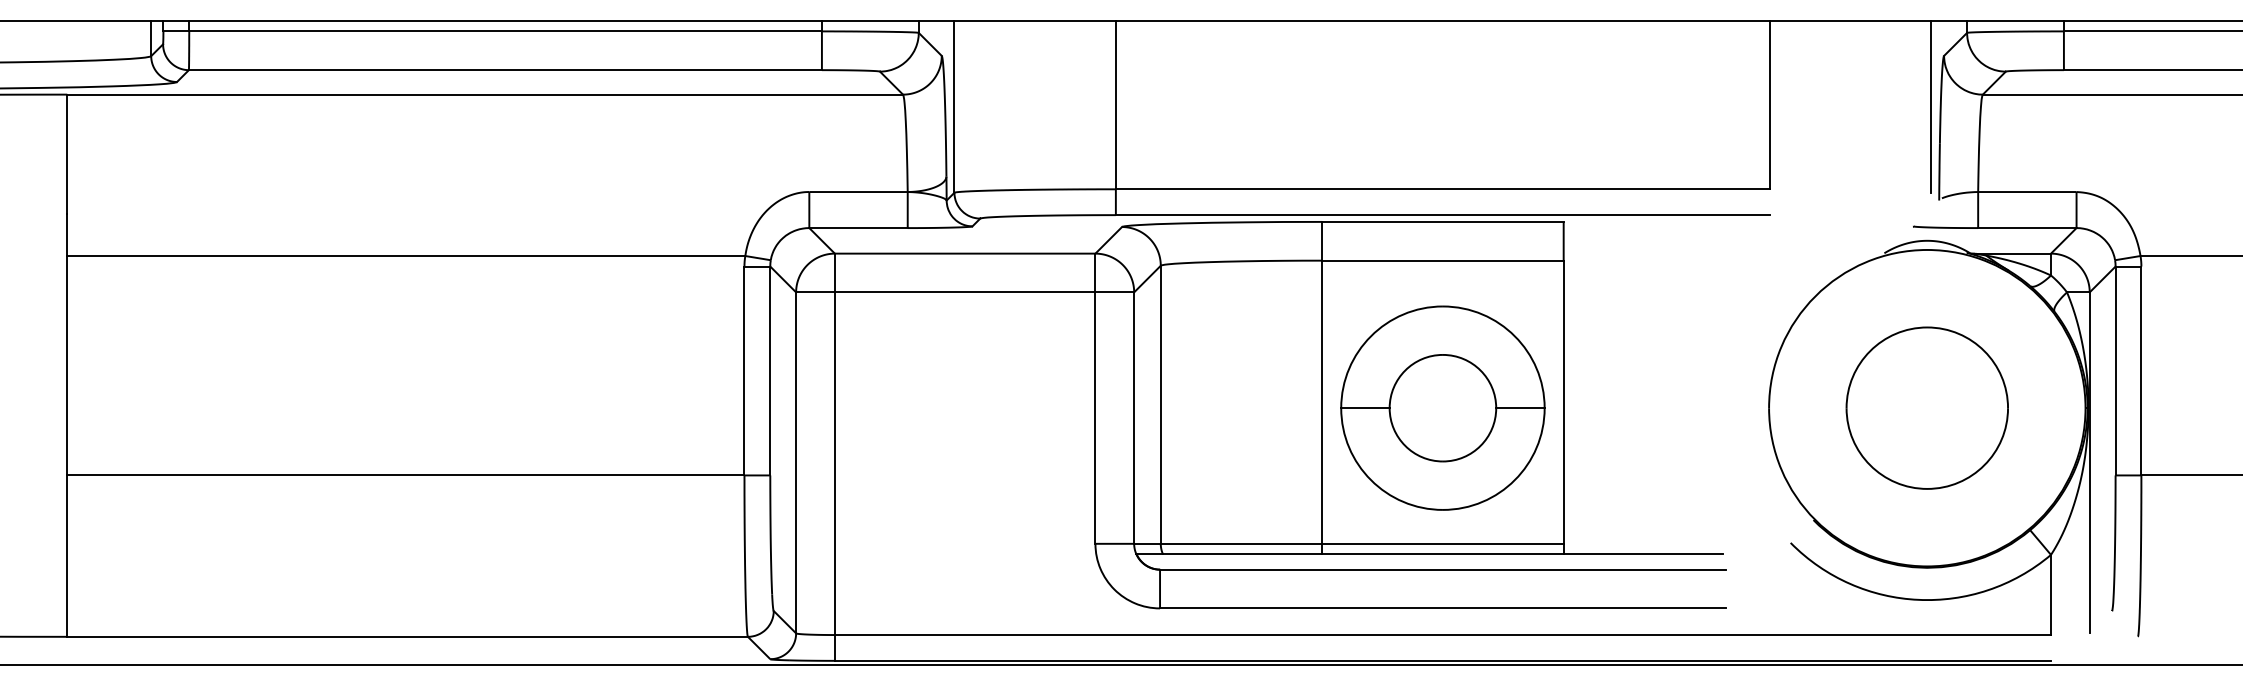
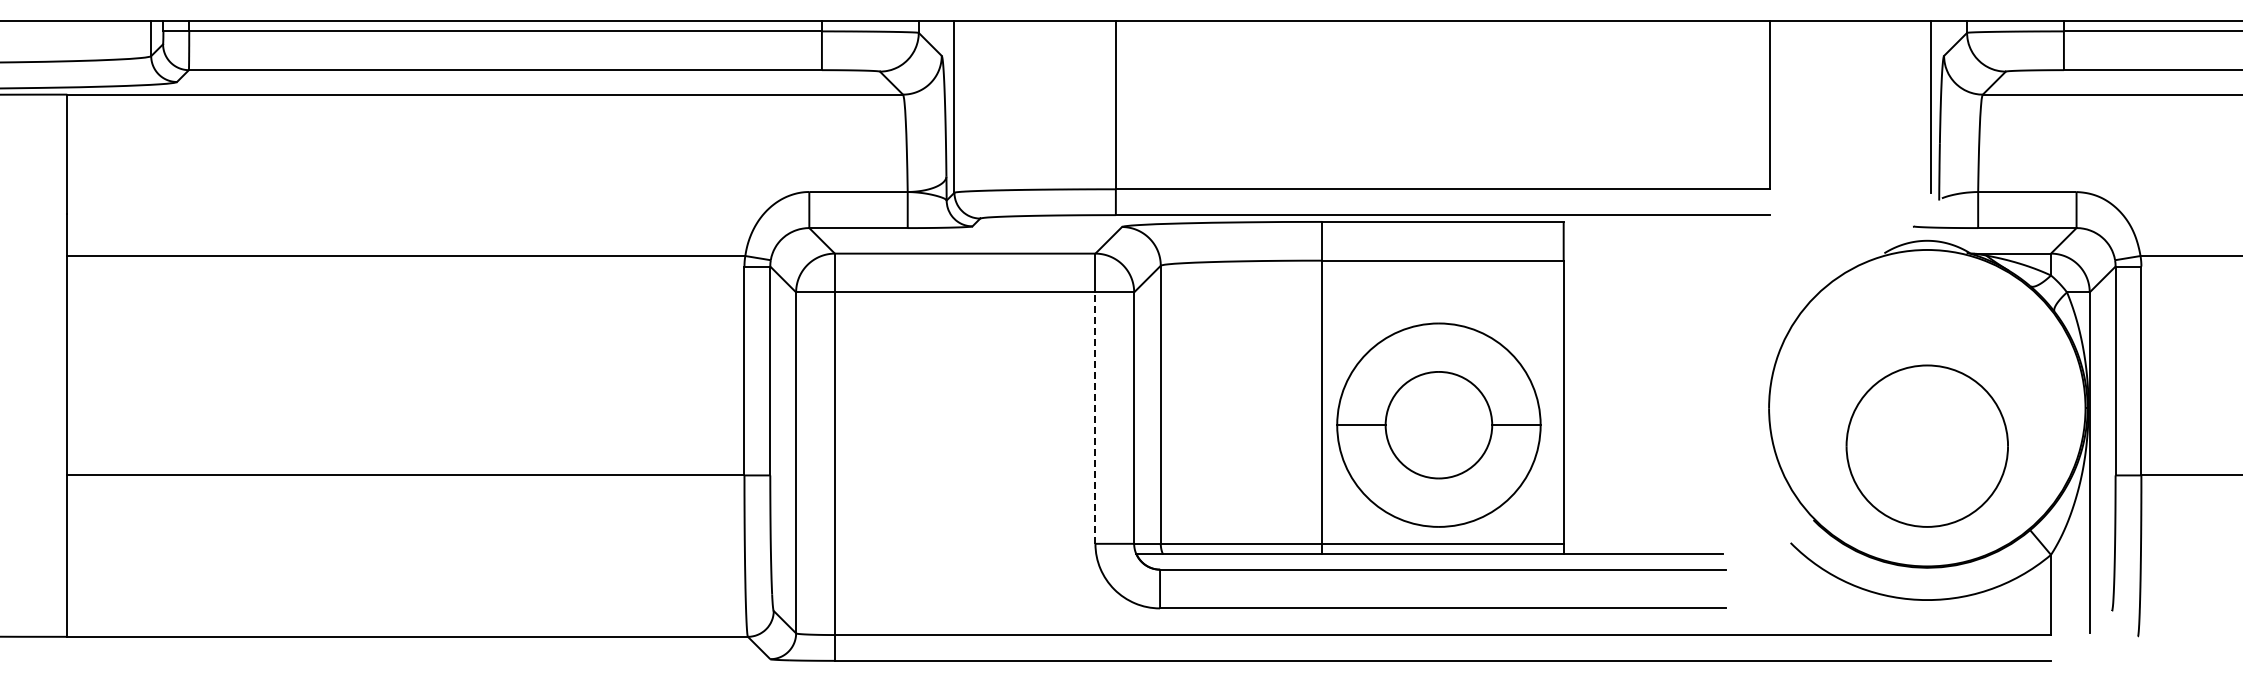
part position: (1442, 407) -> (1438, 424) (1438, 424)
part position: (1926, 407) -> (1926, 445) (1926, 445)
line: solid -> dashed (1095, 418)
line: present -> none (1120, 665)
